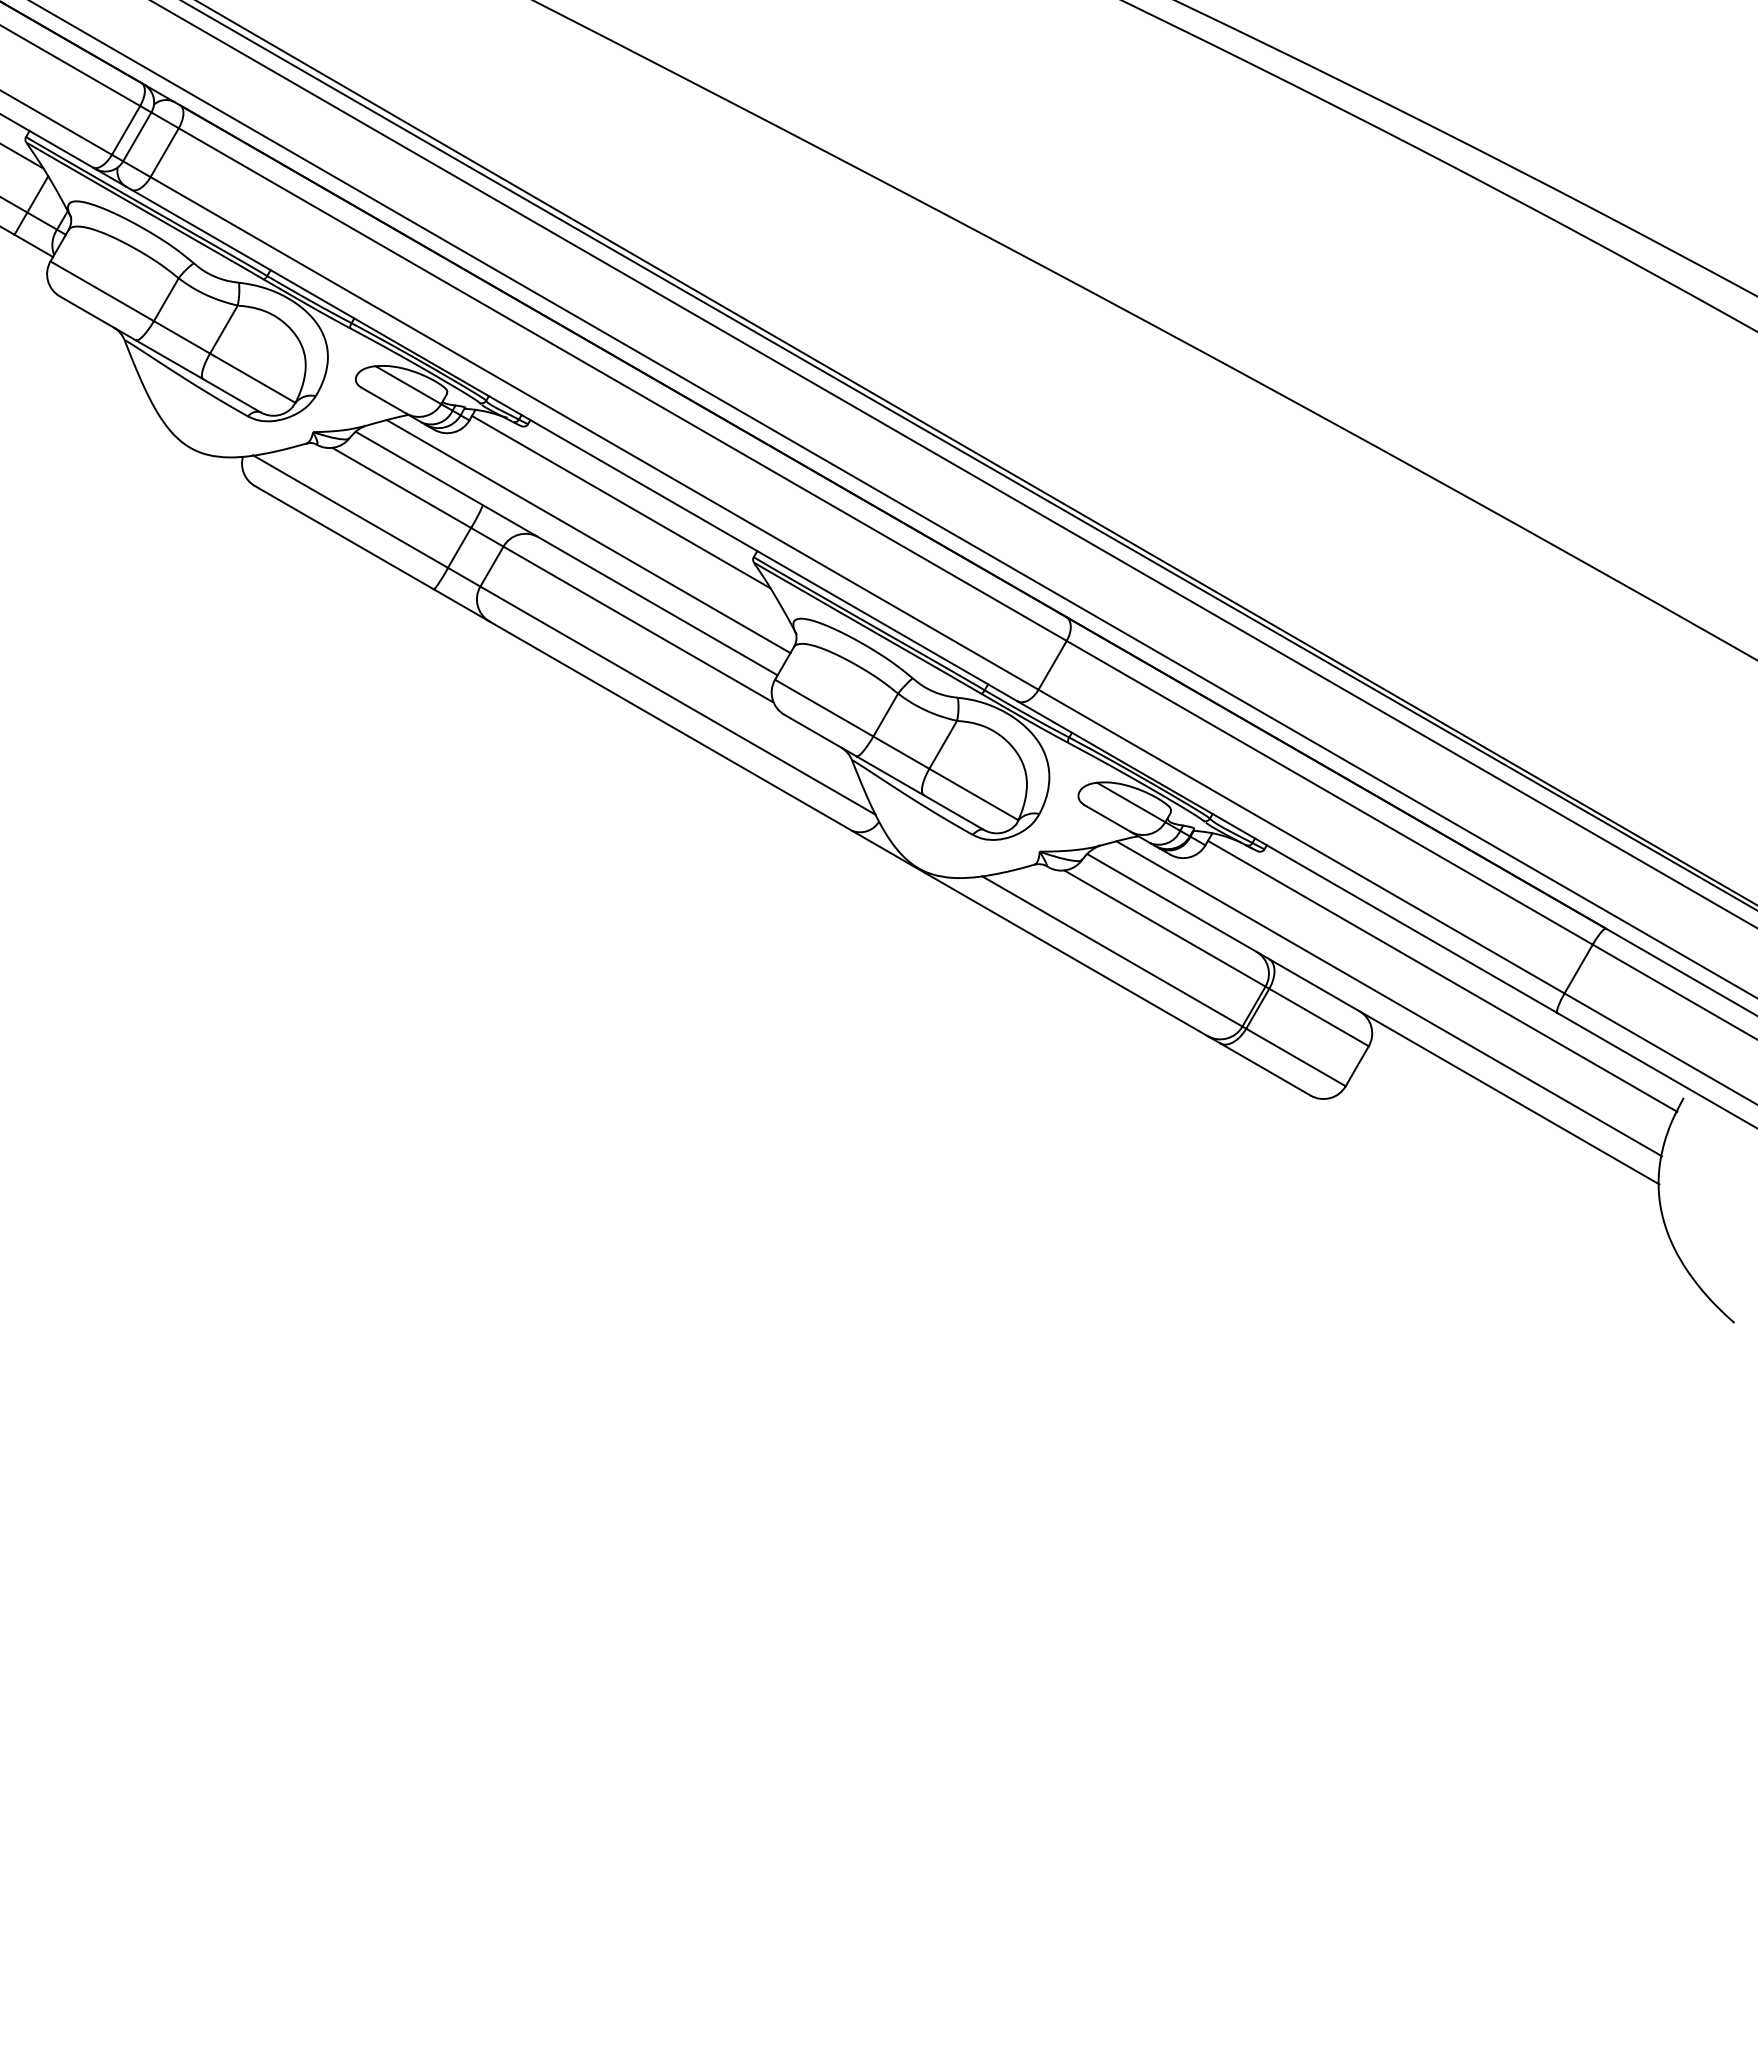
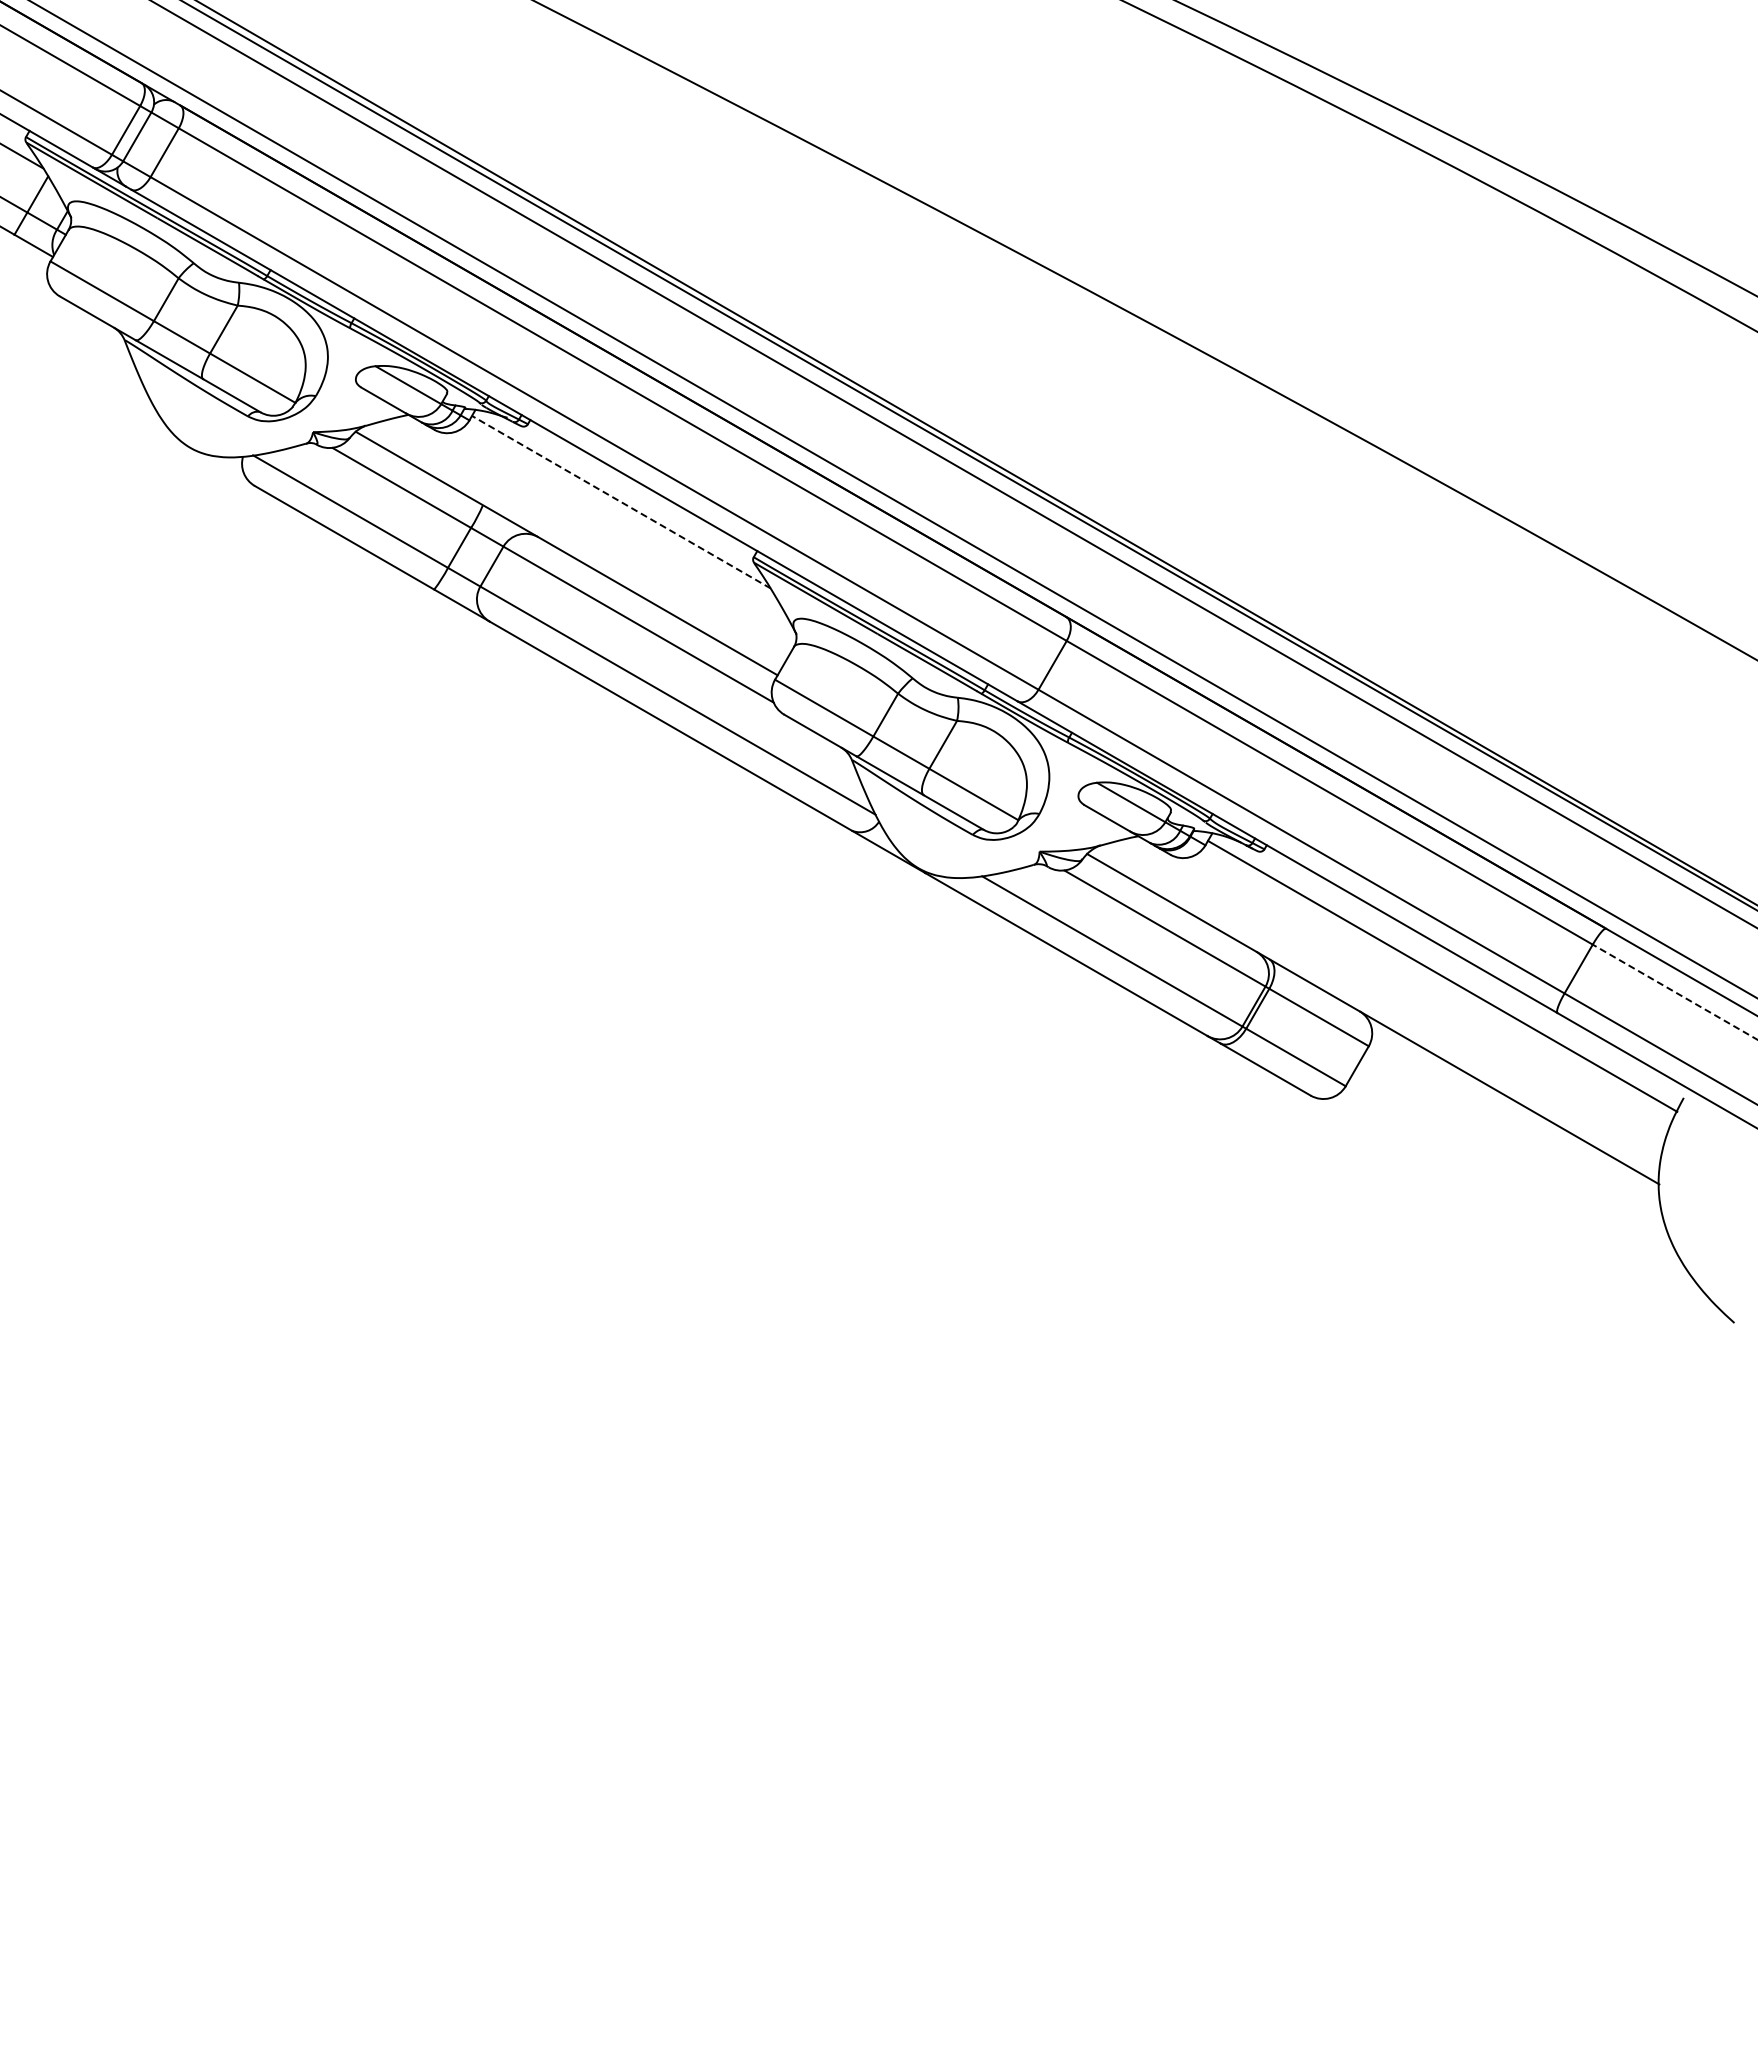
line: solid -> dashed (621, 502)
line: present -> none (588, 536)
line: solid -> dashed (1675, 992)
line: present -> none (1388, 998)
